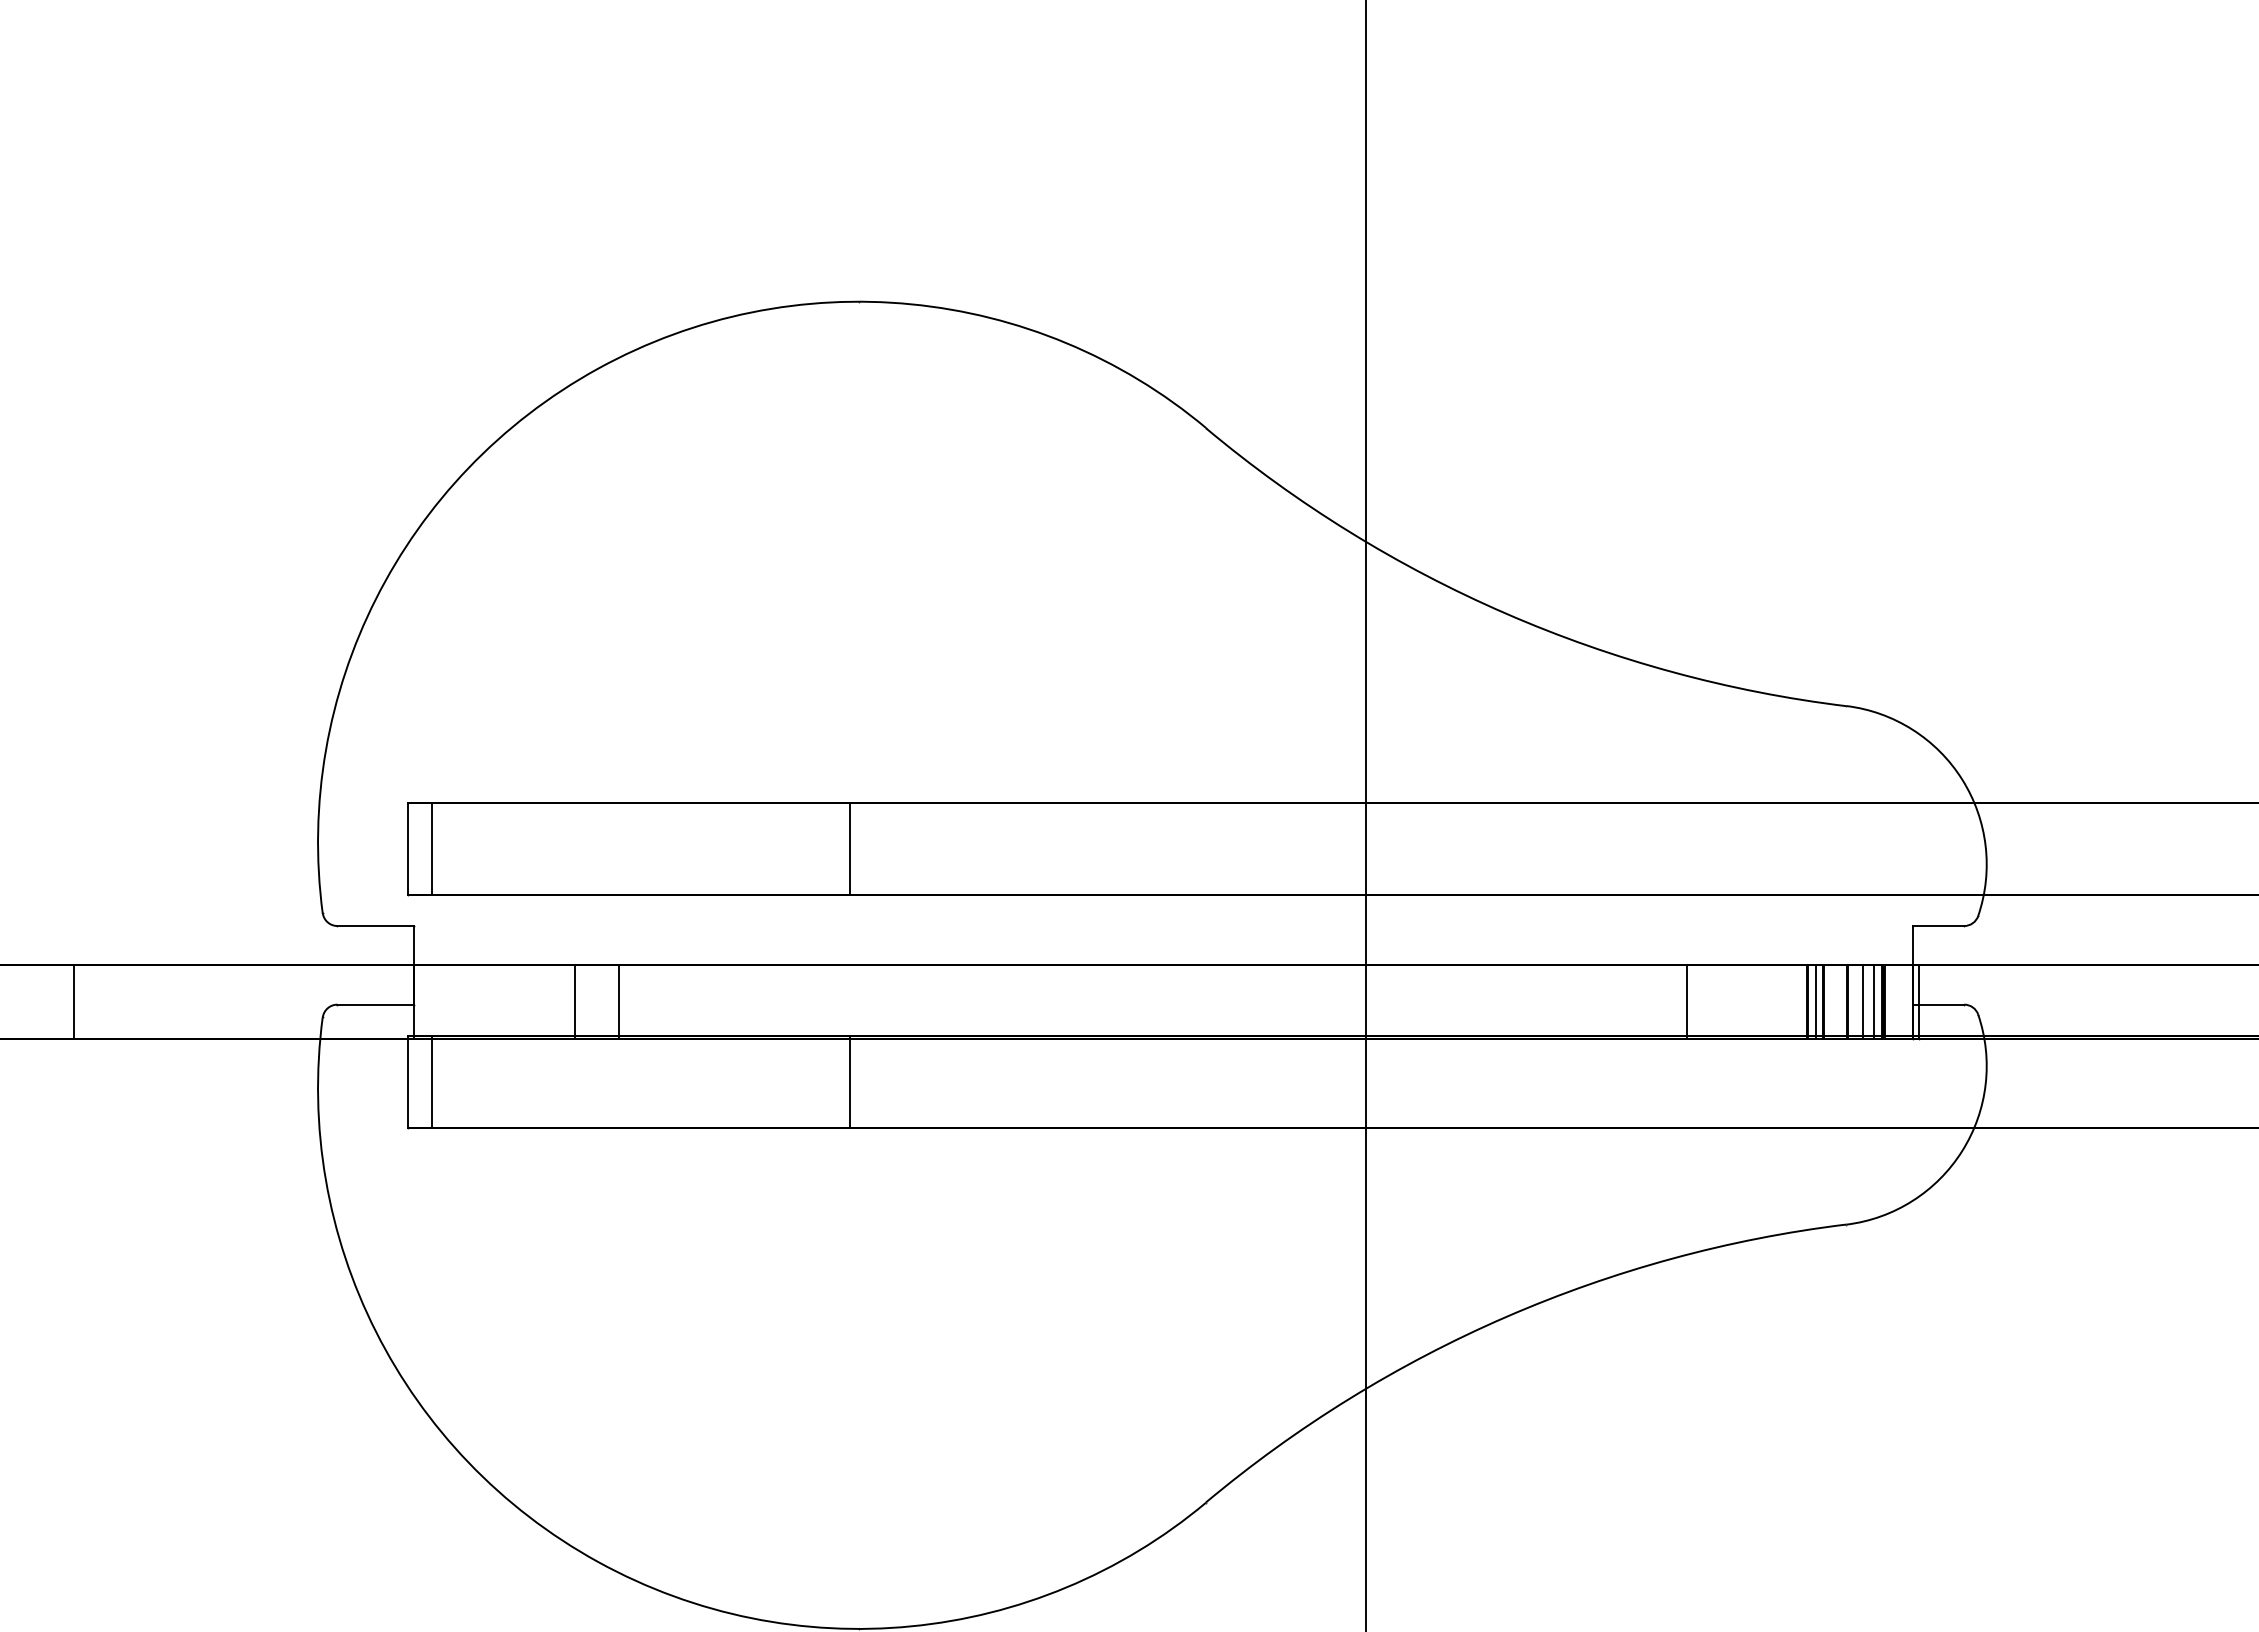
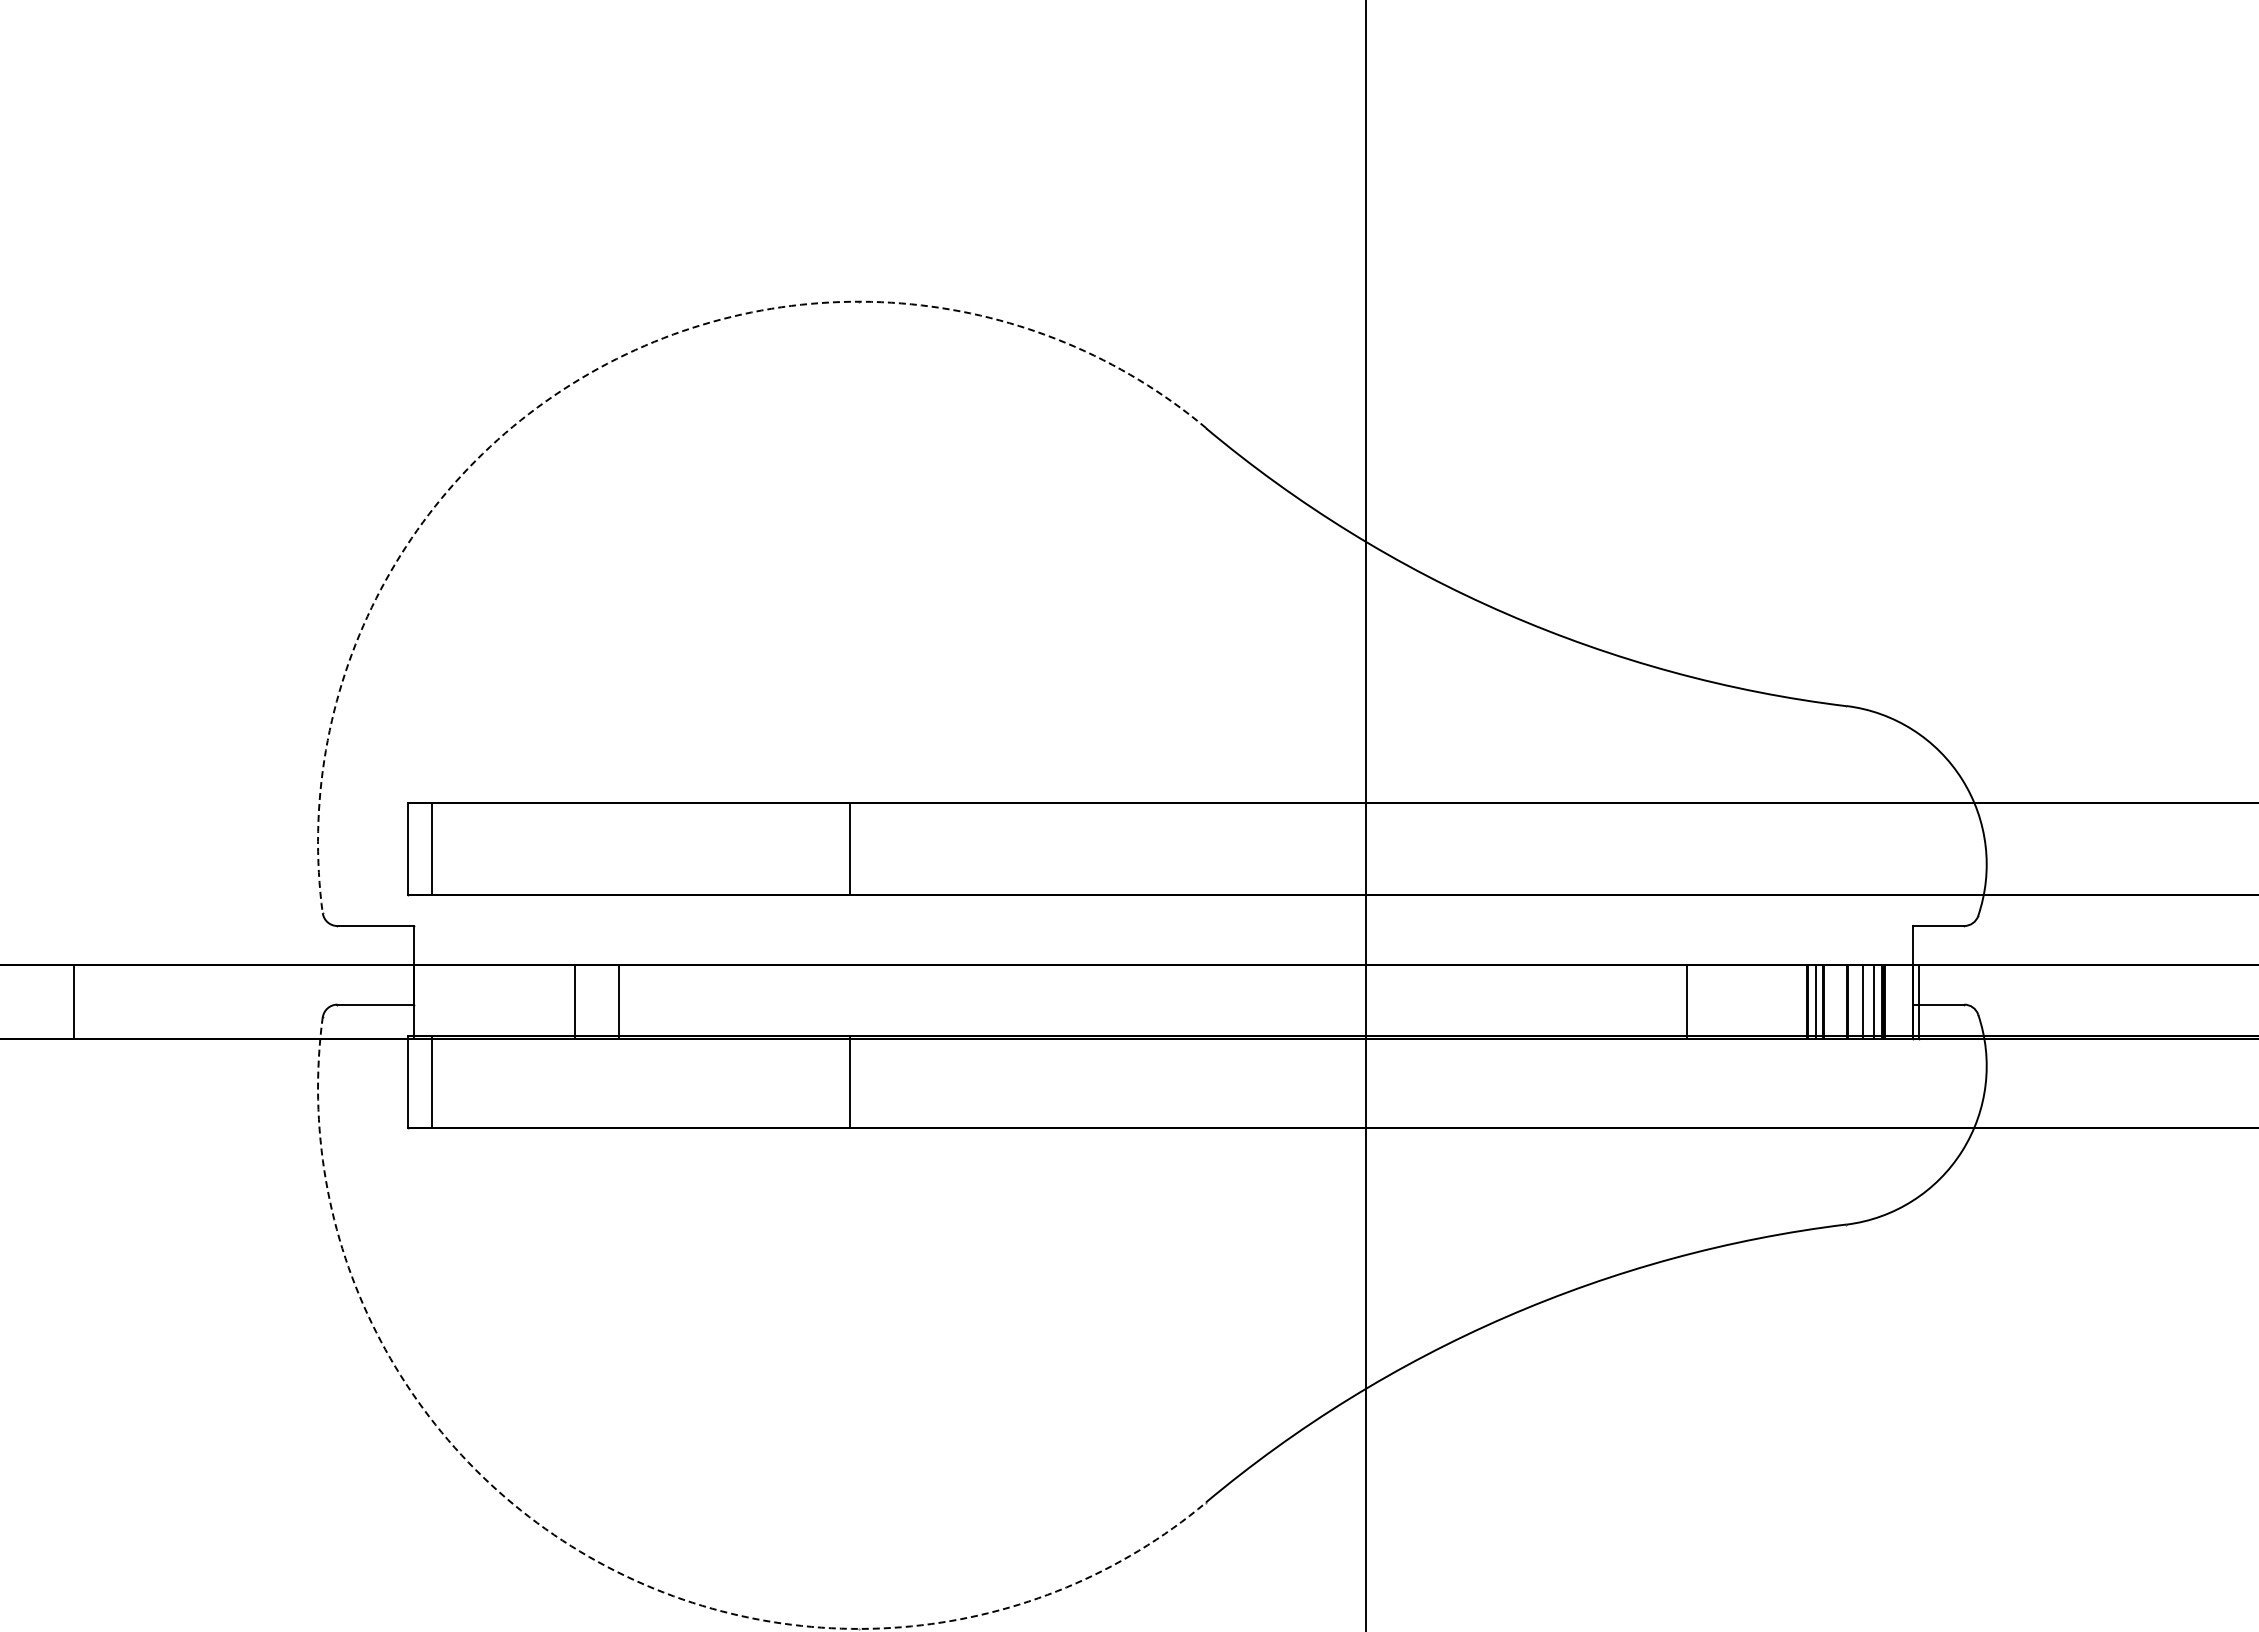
arc: solid -> dashed (598, 368)
arc: solid -> dashed (598, 1561)
